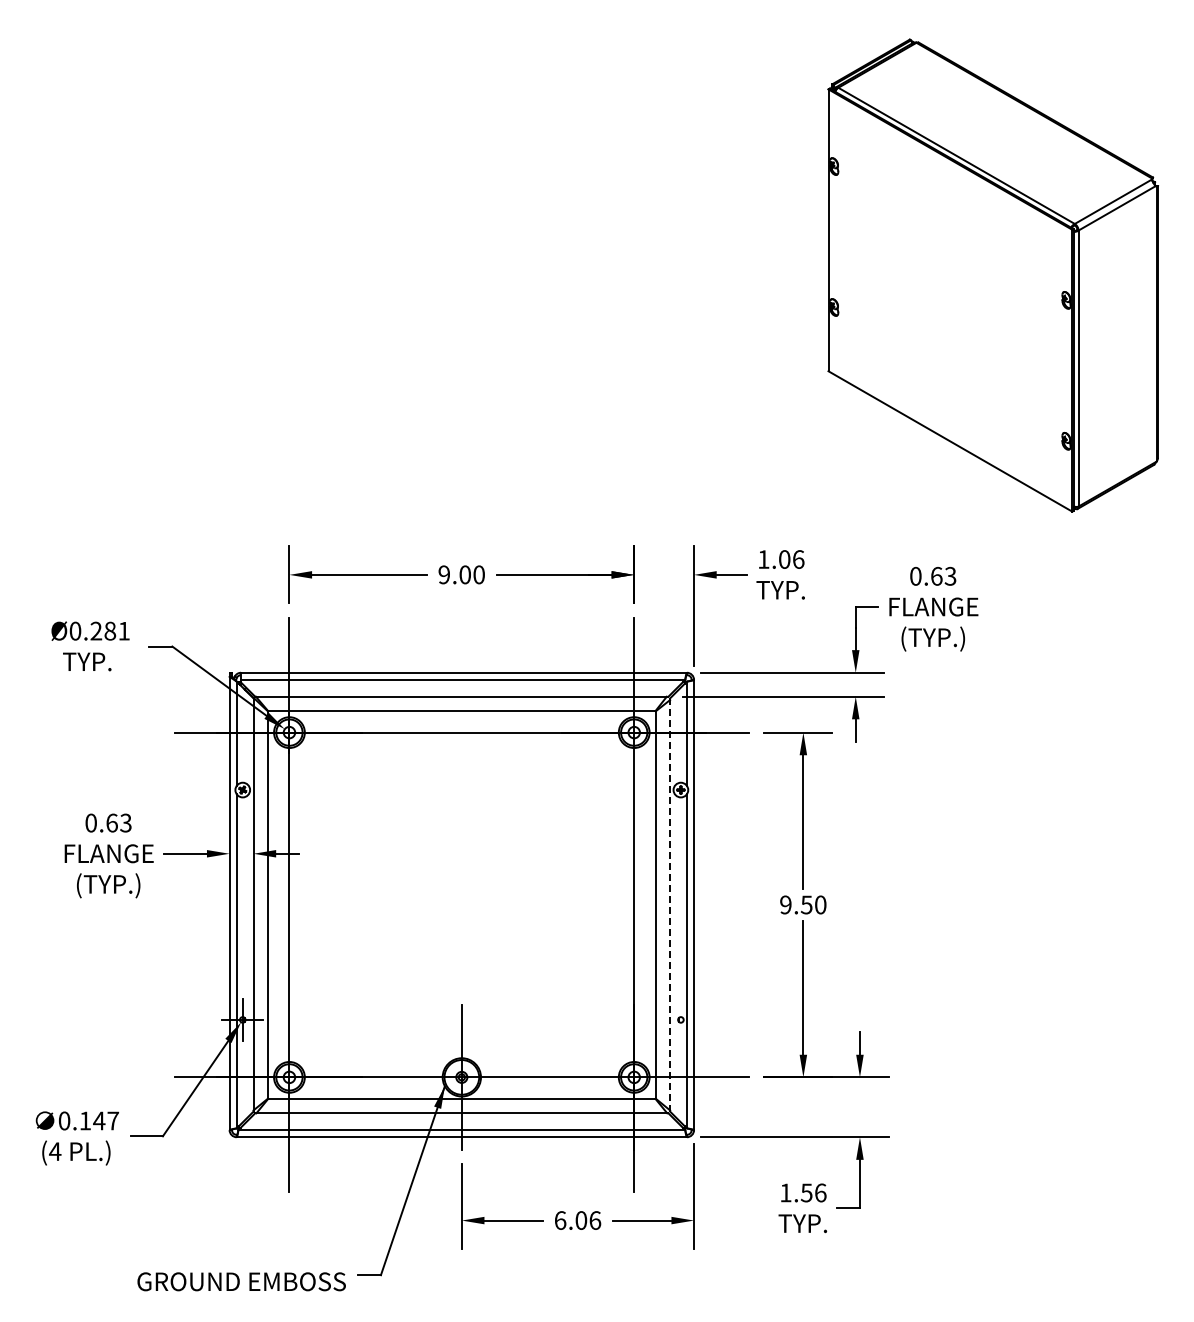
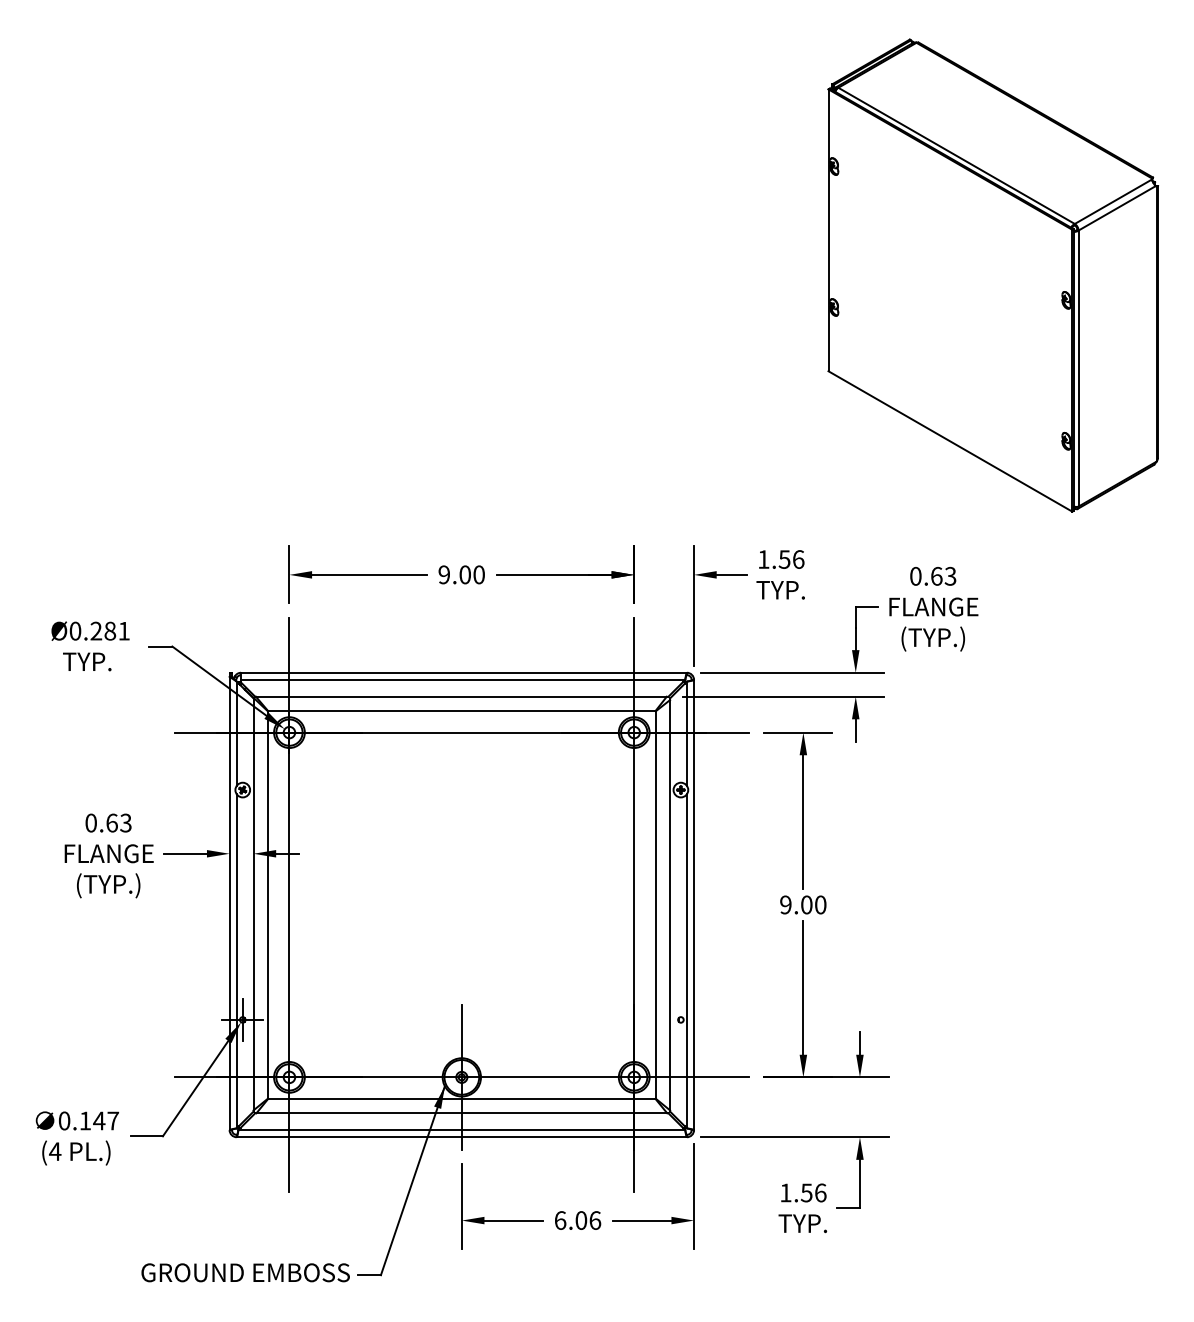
text: 1.06 -> 1.56 (784, 559)
text: 9.50 -> 9.00 (806, 904)
line: dashed -> solid (670, 905)
text position: (241, 1281) -> (245, 1272) (245, 1272)
